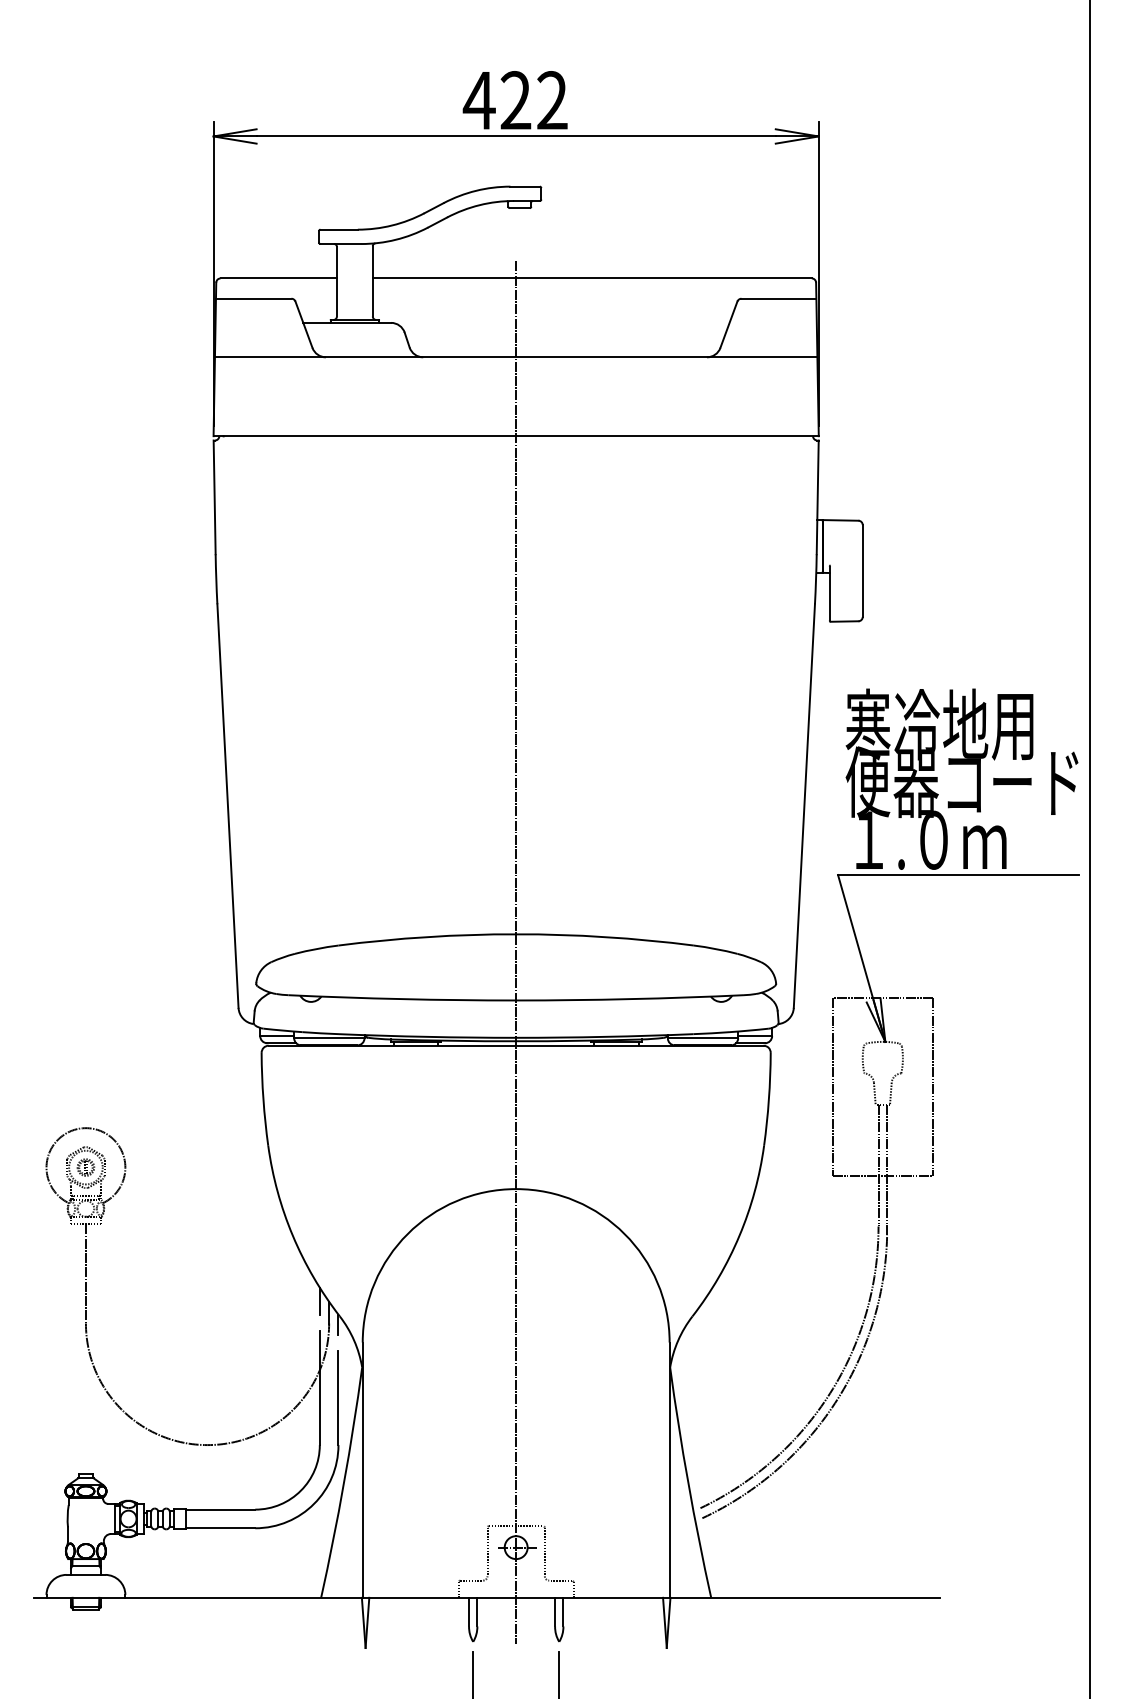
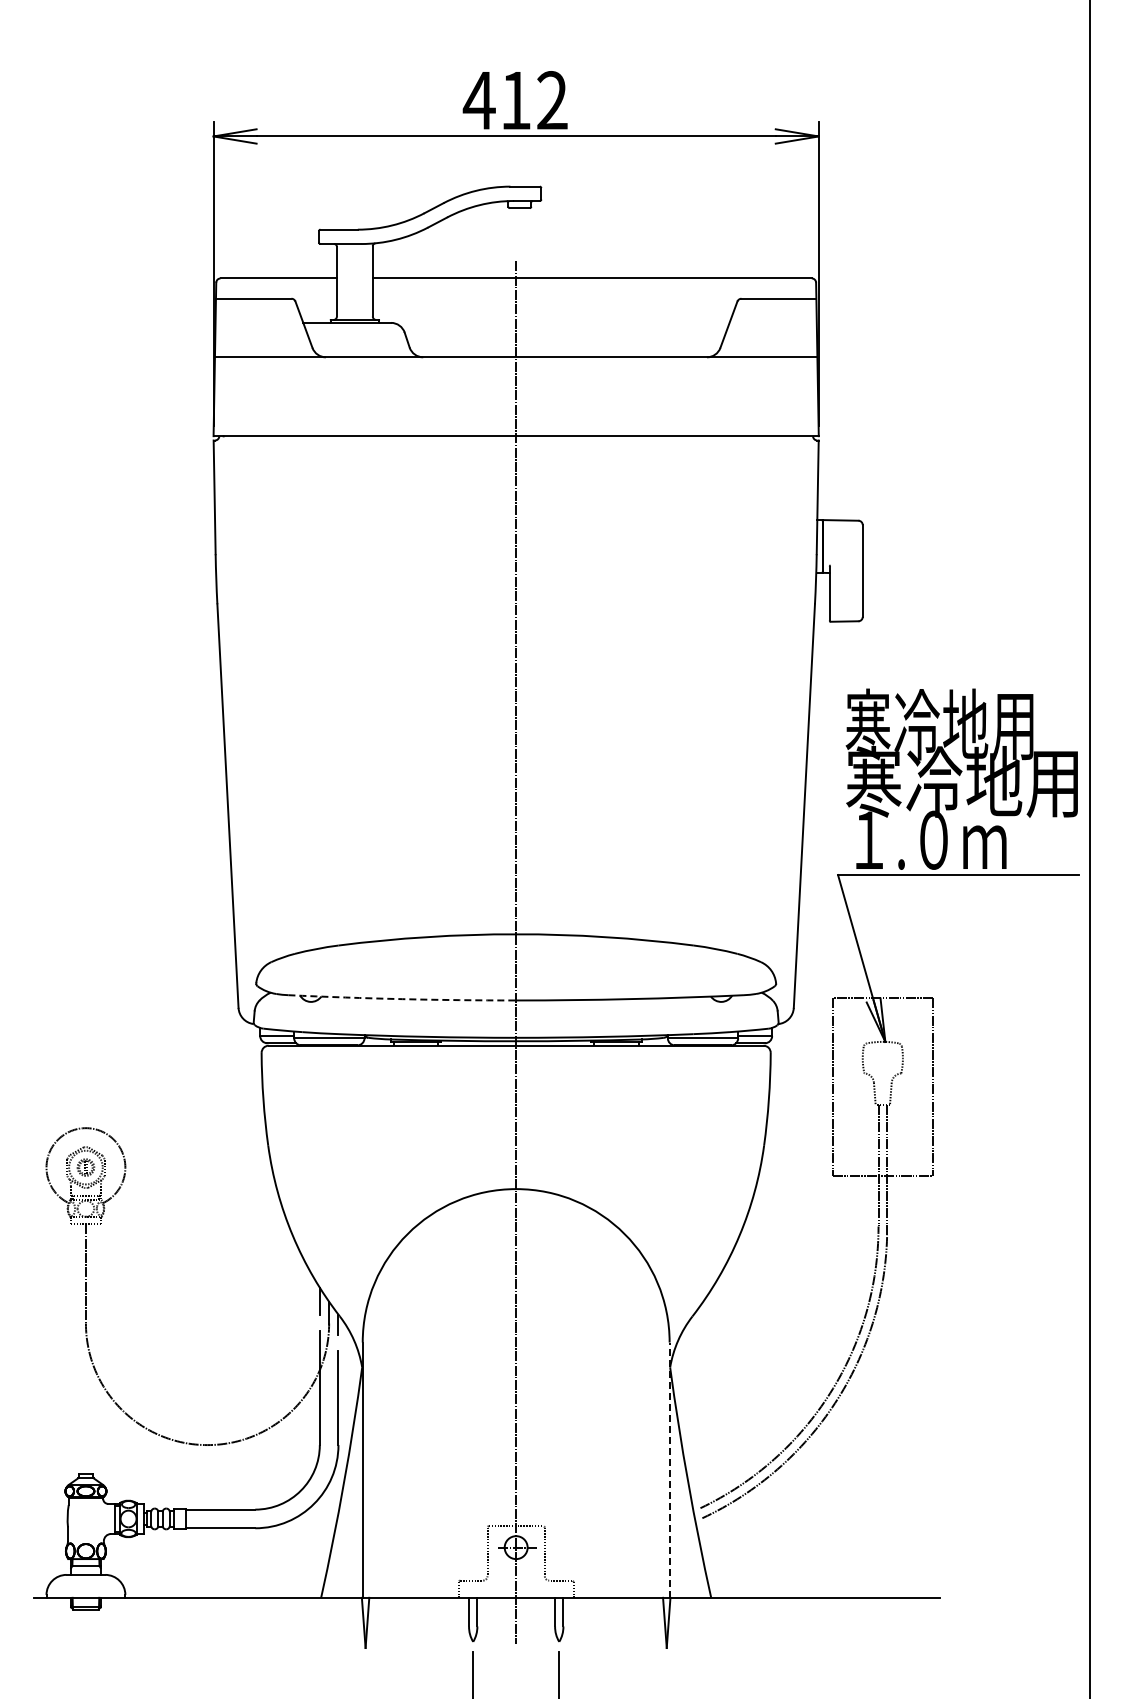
text: 422 -> 412 (515, 100)
text: 便器コード -> 寒冷地用 (961, 782)
arc: solid -> dashed (402, 999)
line: solid -> dashed (669, 1470)
